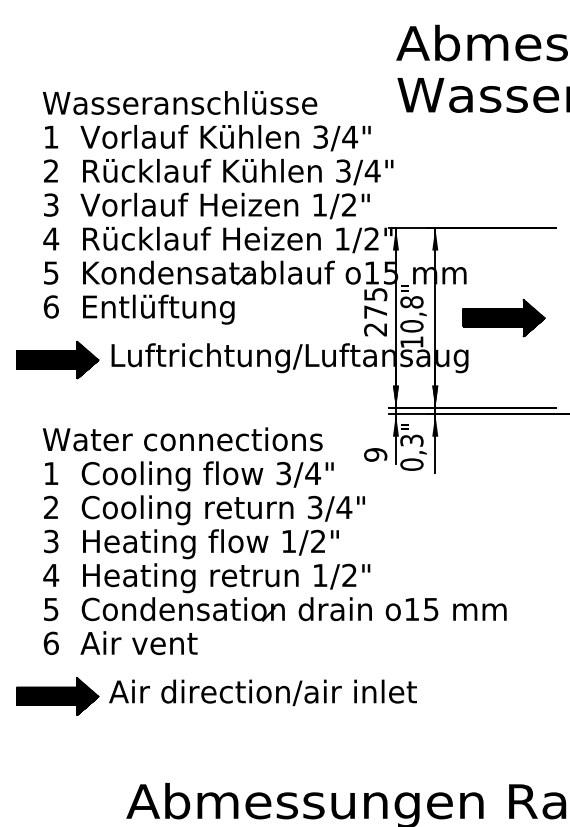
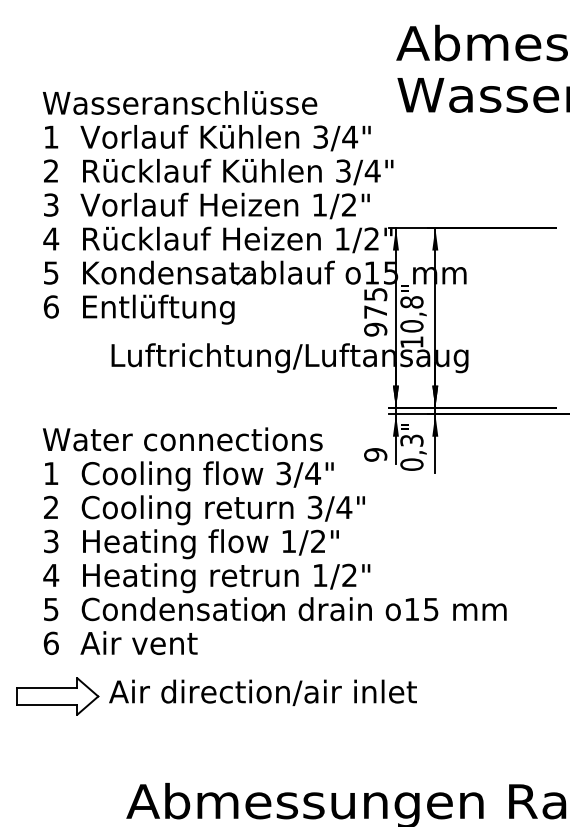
part: present -> none (503, 317)
text: 275 -> 975 (375, 329)
part: present -> none (57, 359)
hatch: present -> none (57, 696)
